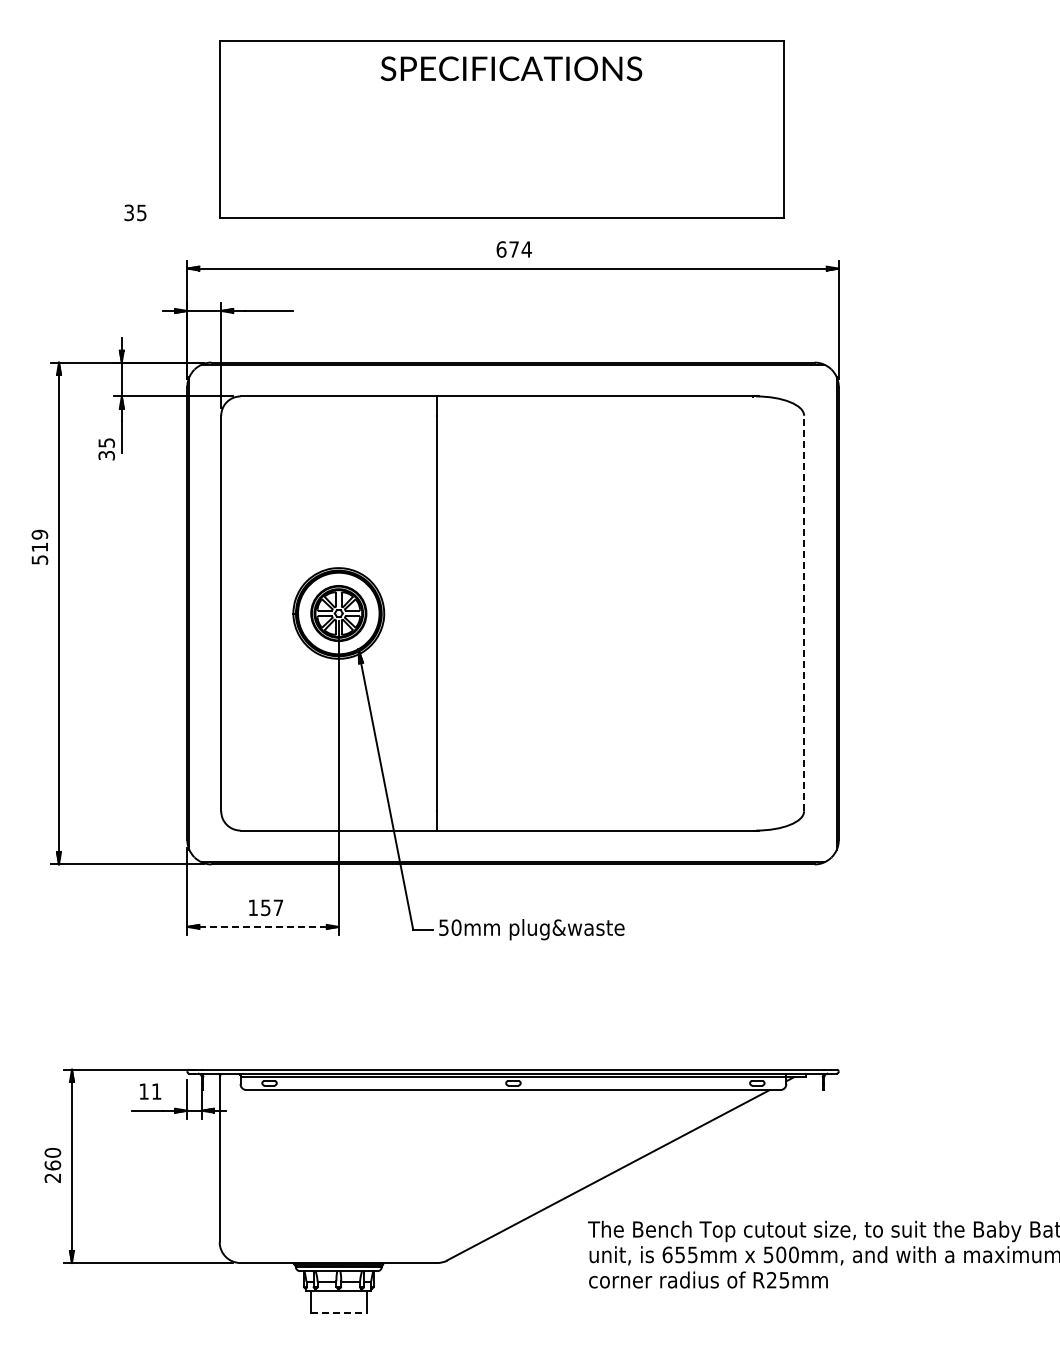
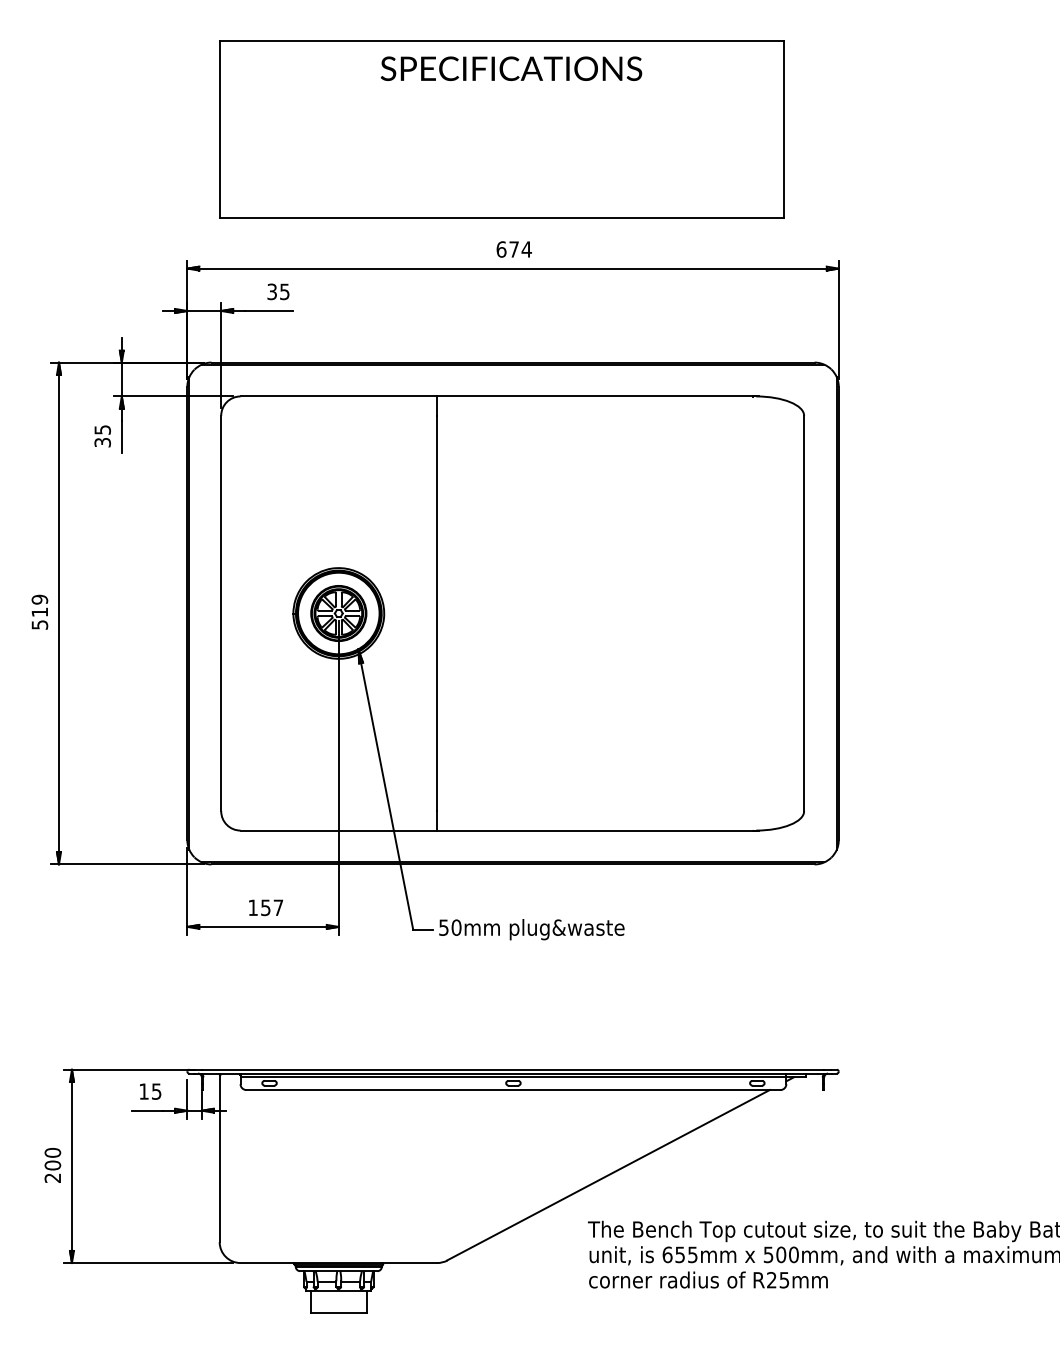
text position: (135, 212) -> (278, 291) (278, 291)
text position: (106, 449) -> (102, 436) (102, 436)
text position: (39, 546) -> (39, 611) (39, 611)
line: dashed -> solid (803, 613)
line: dashed -> solid (263, 926)
text: 11 -> 15 (156, 1091)
text: 260 -> 200 (52, 1165)
line: dashed -> solid (339, 1313)
